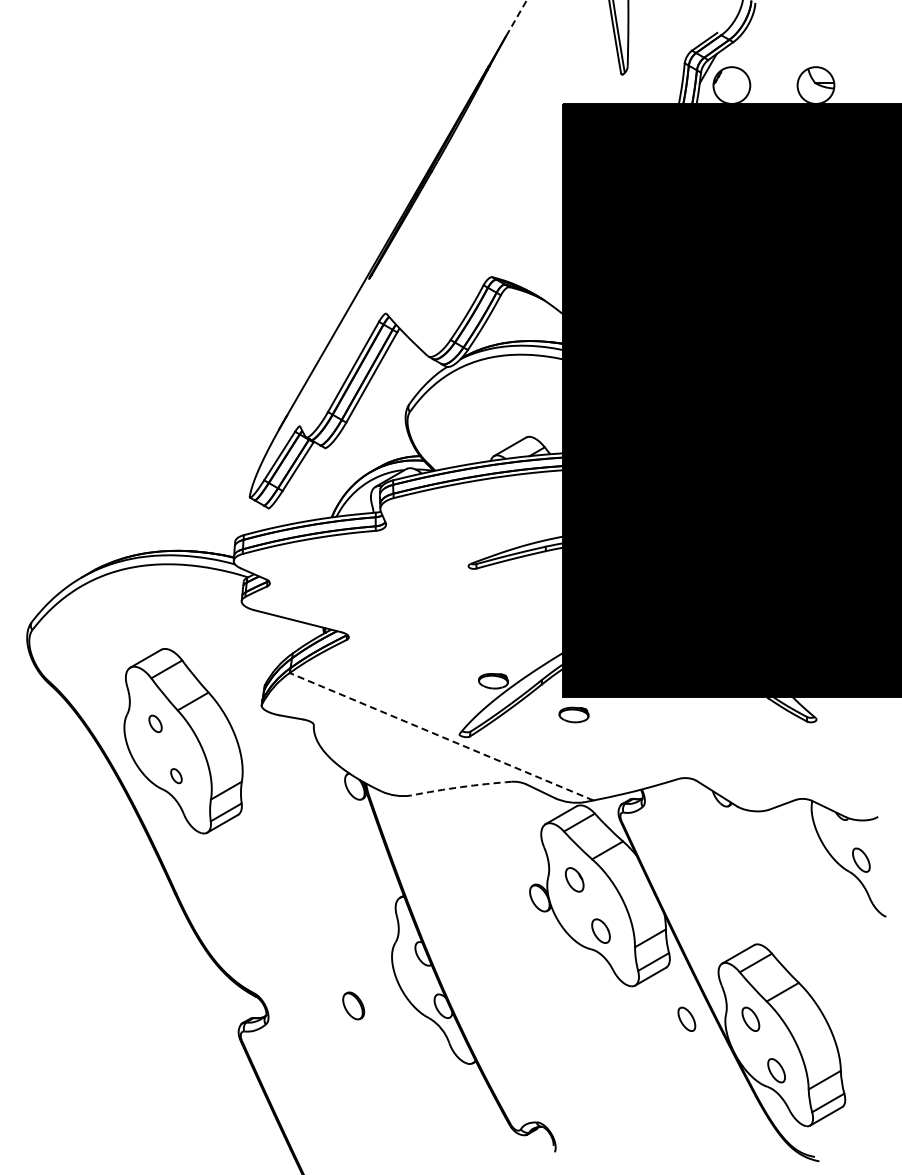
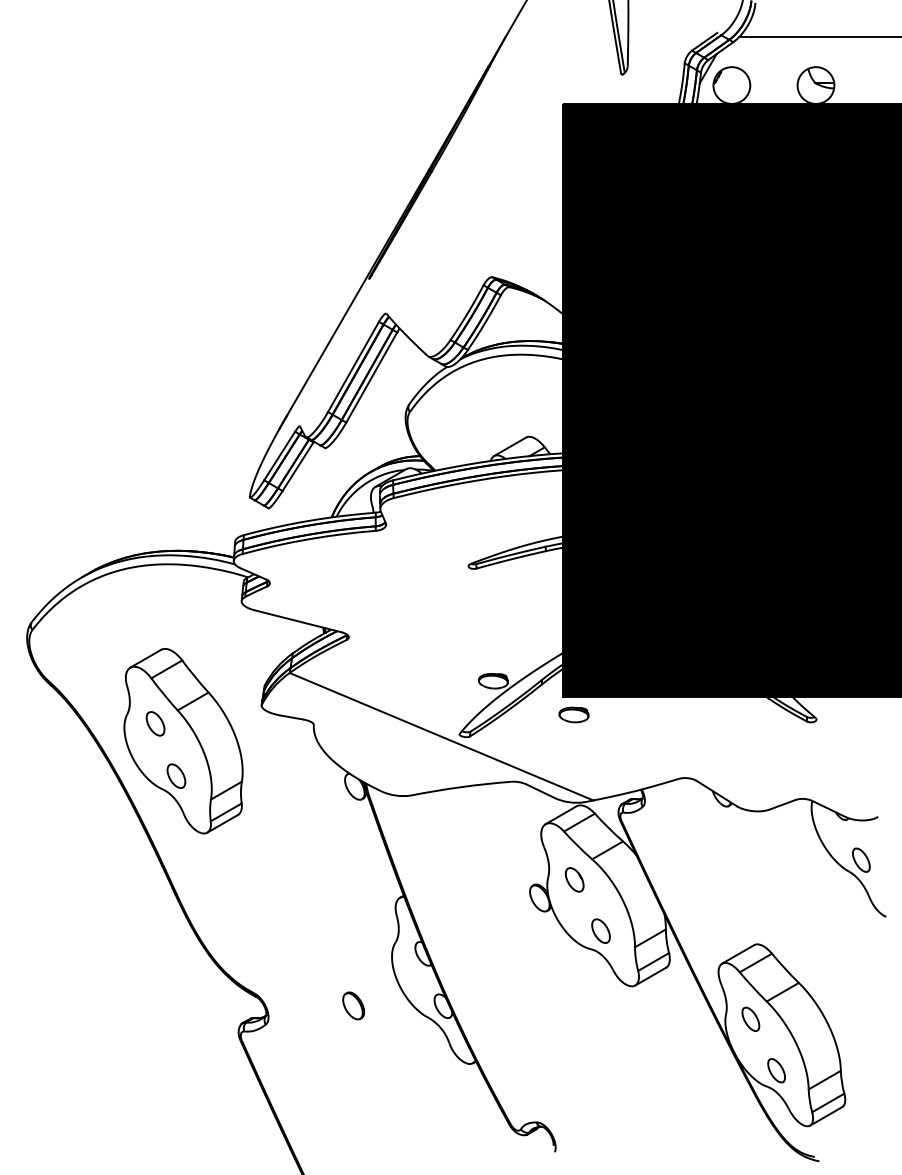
line: dashed -> solid (516, 18)
line: none -> present (818, 36)
part size: 15x20 px -> 21x26 px (155, 723)
line: dashed -> solid (441, 736)
part size: 13x17 px -> 21x26 px (176, 775)
arc: dashed -> solid (461, 787)
part: present -> none (686, 1018)
